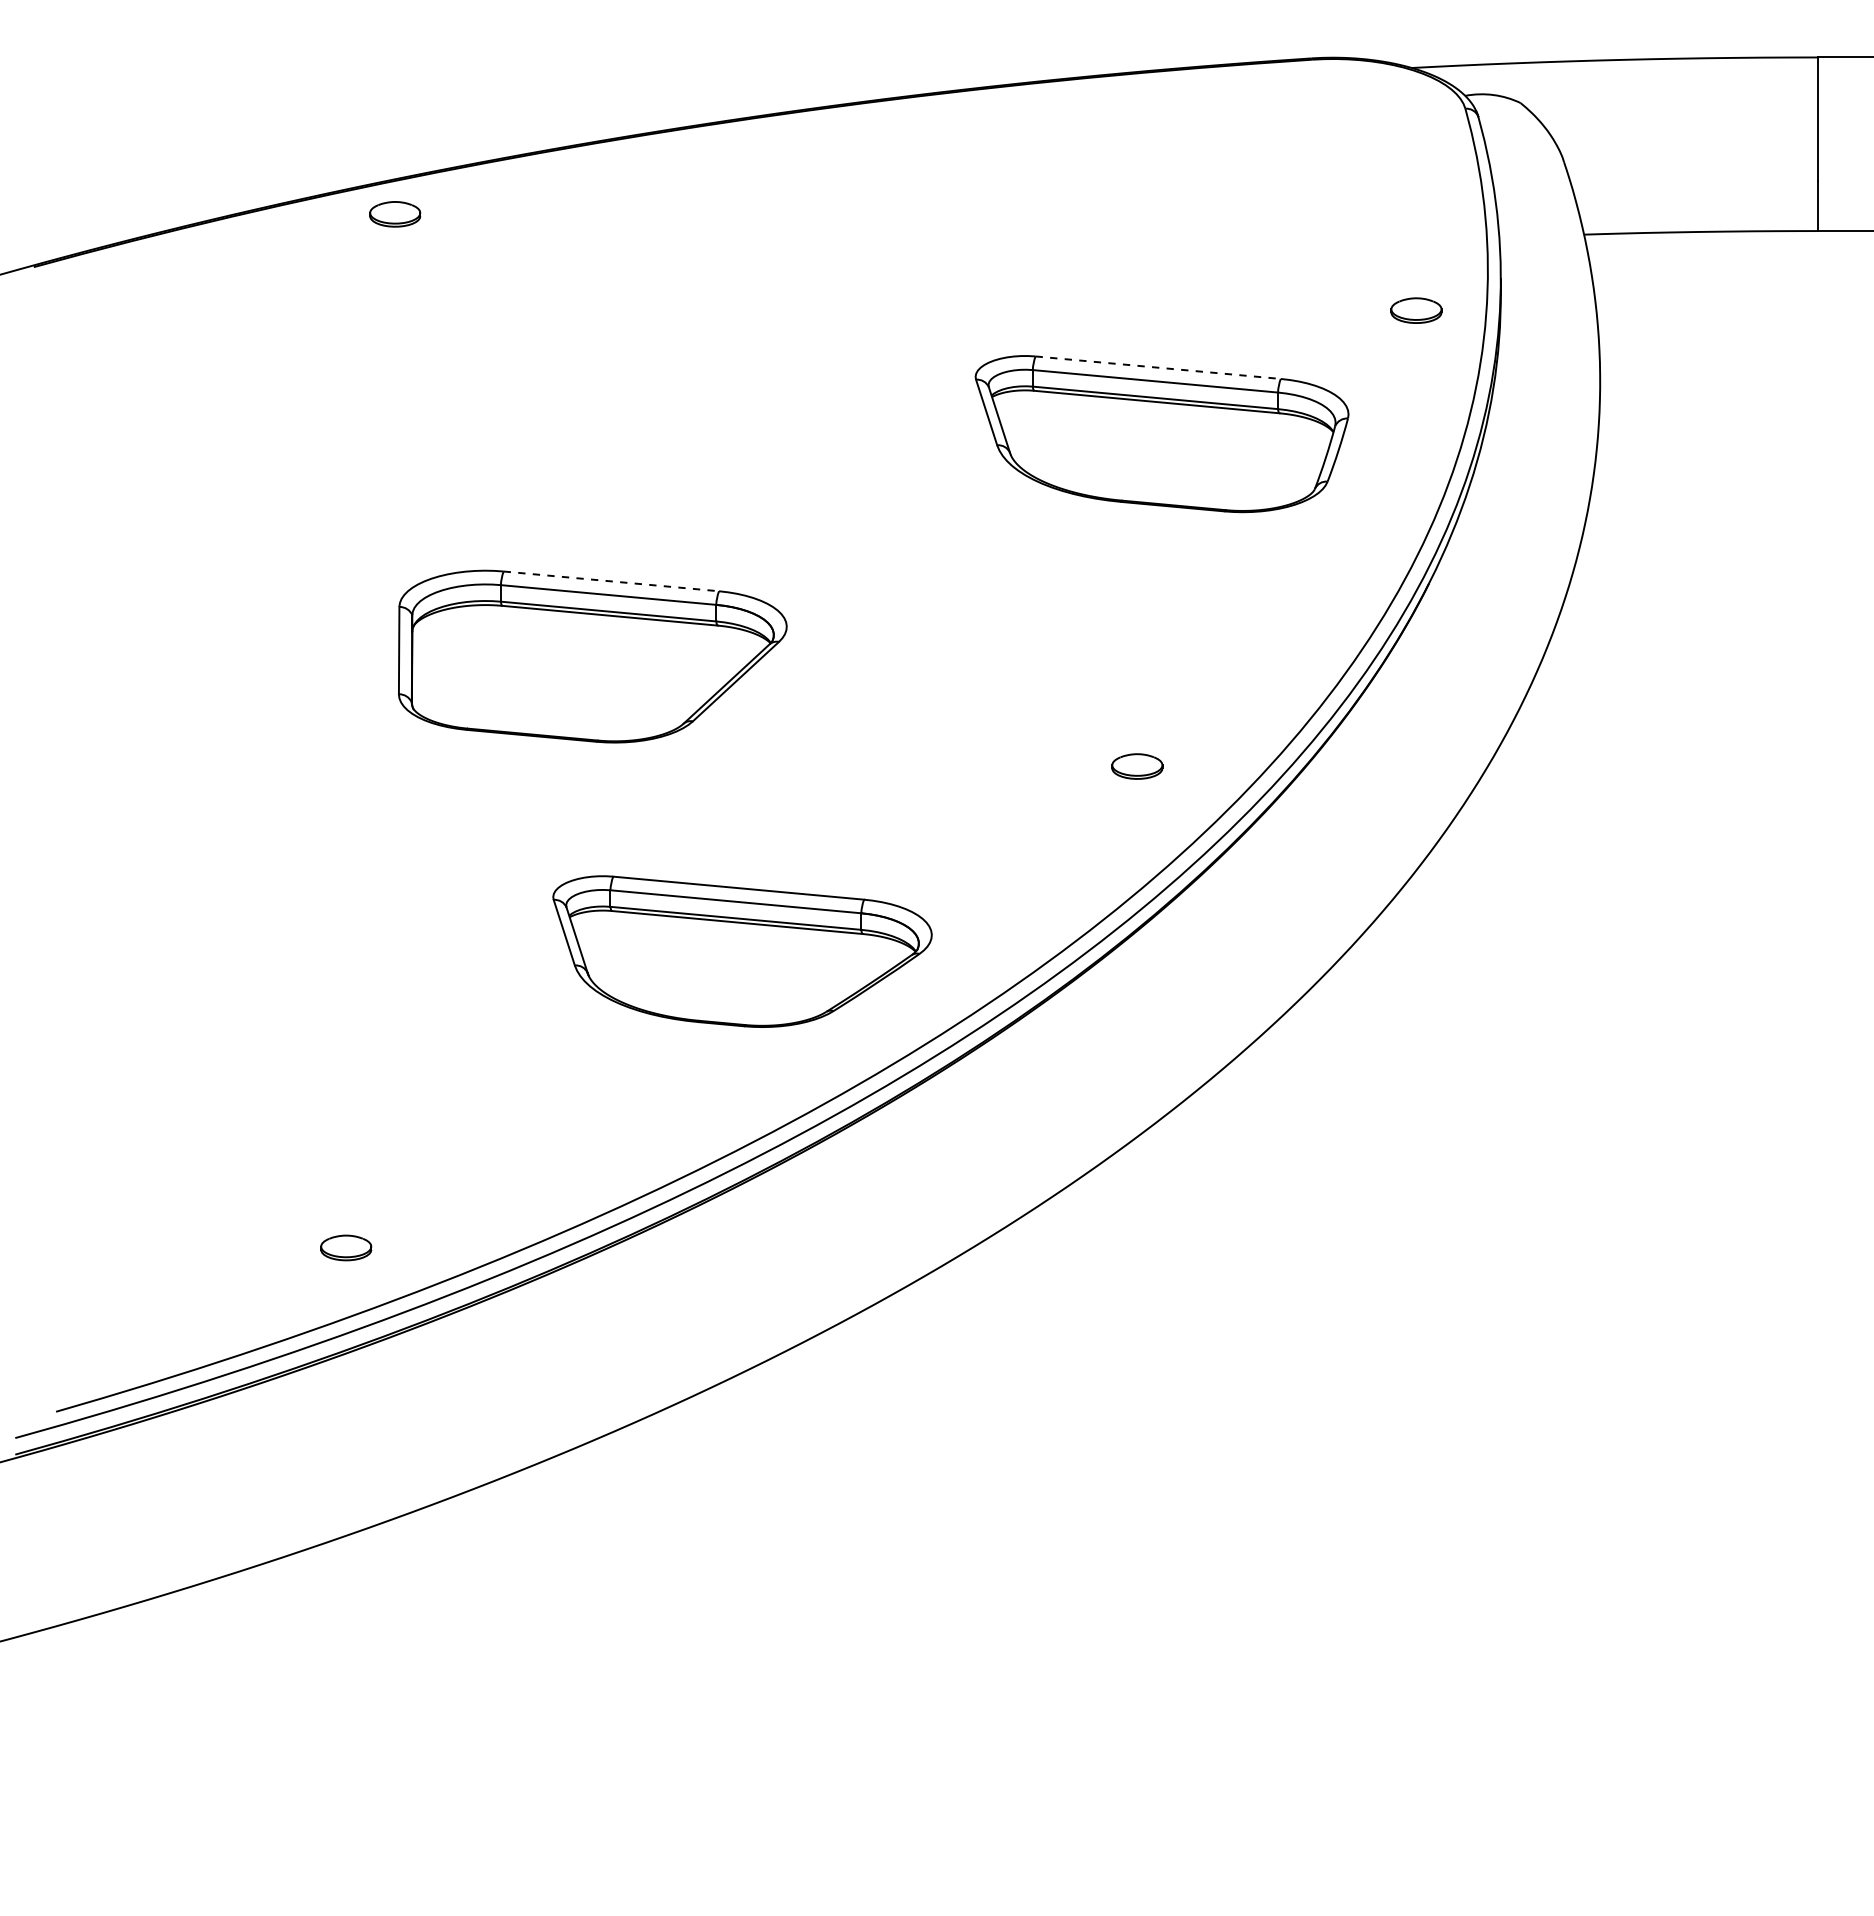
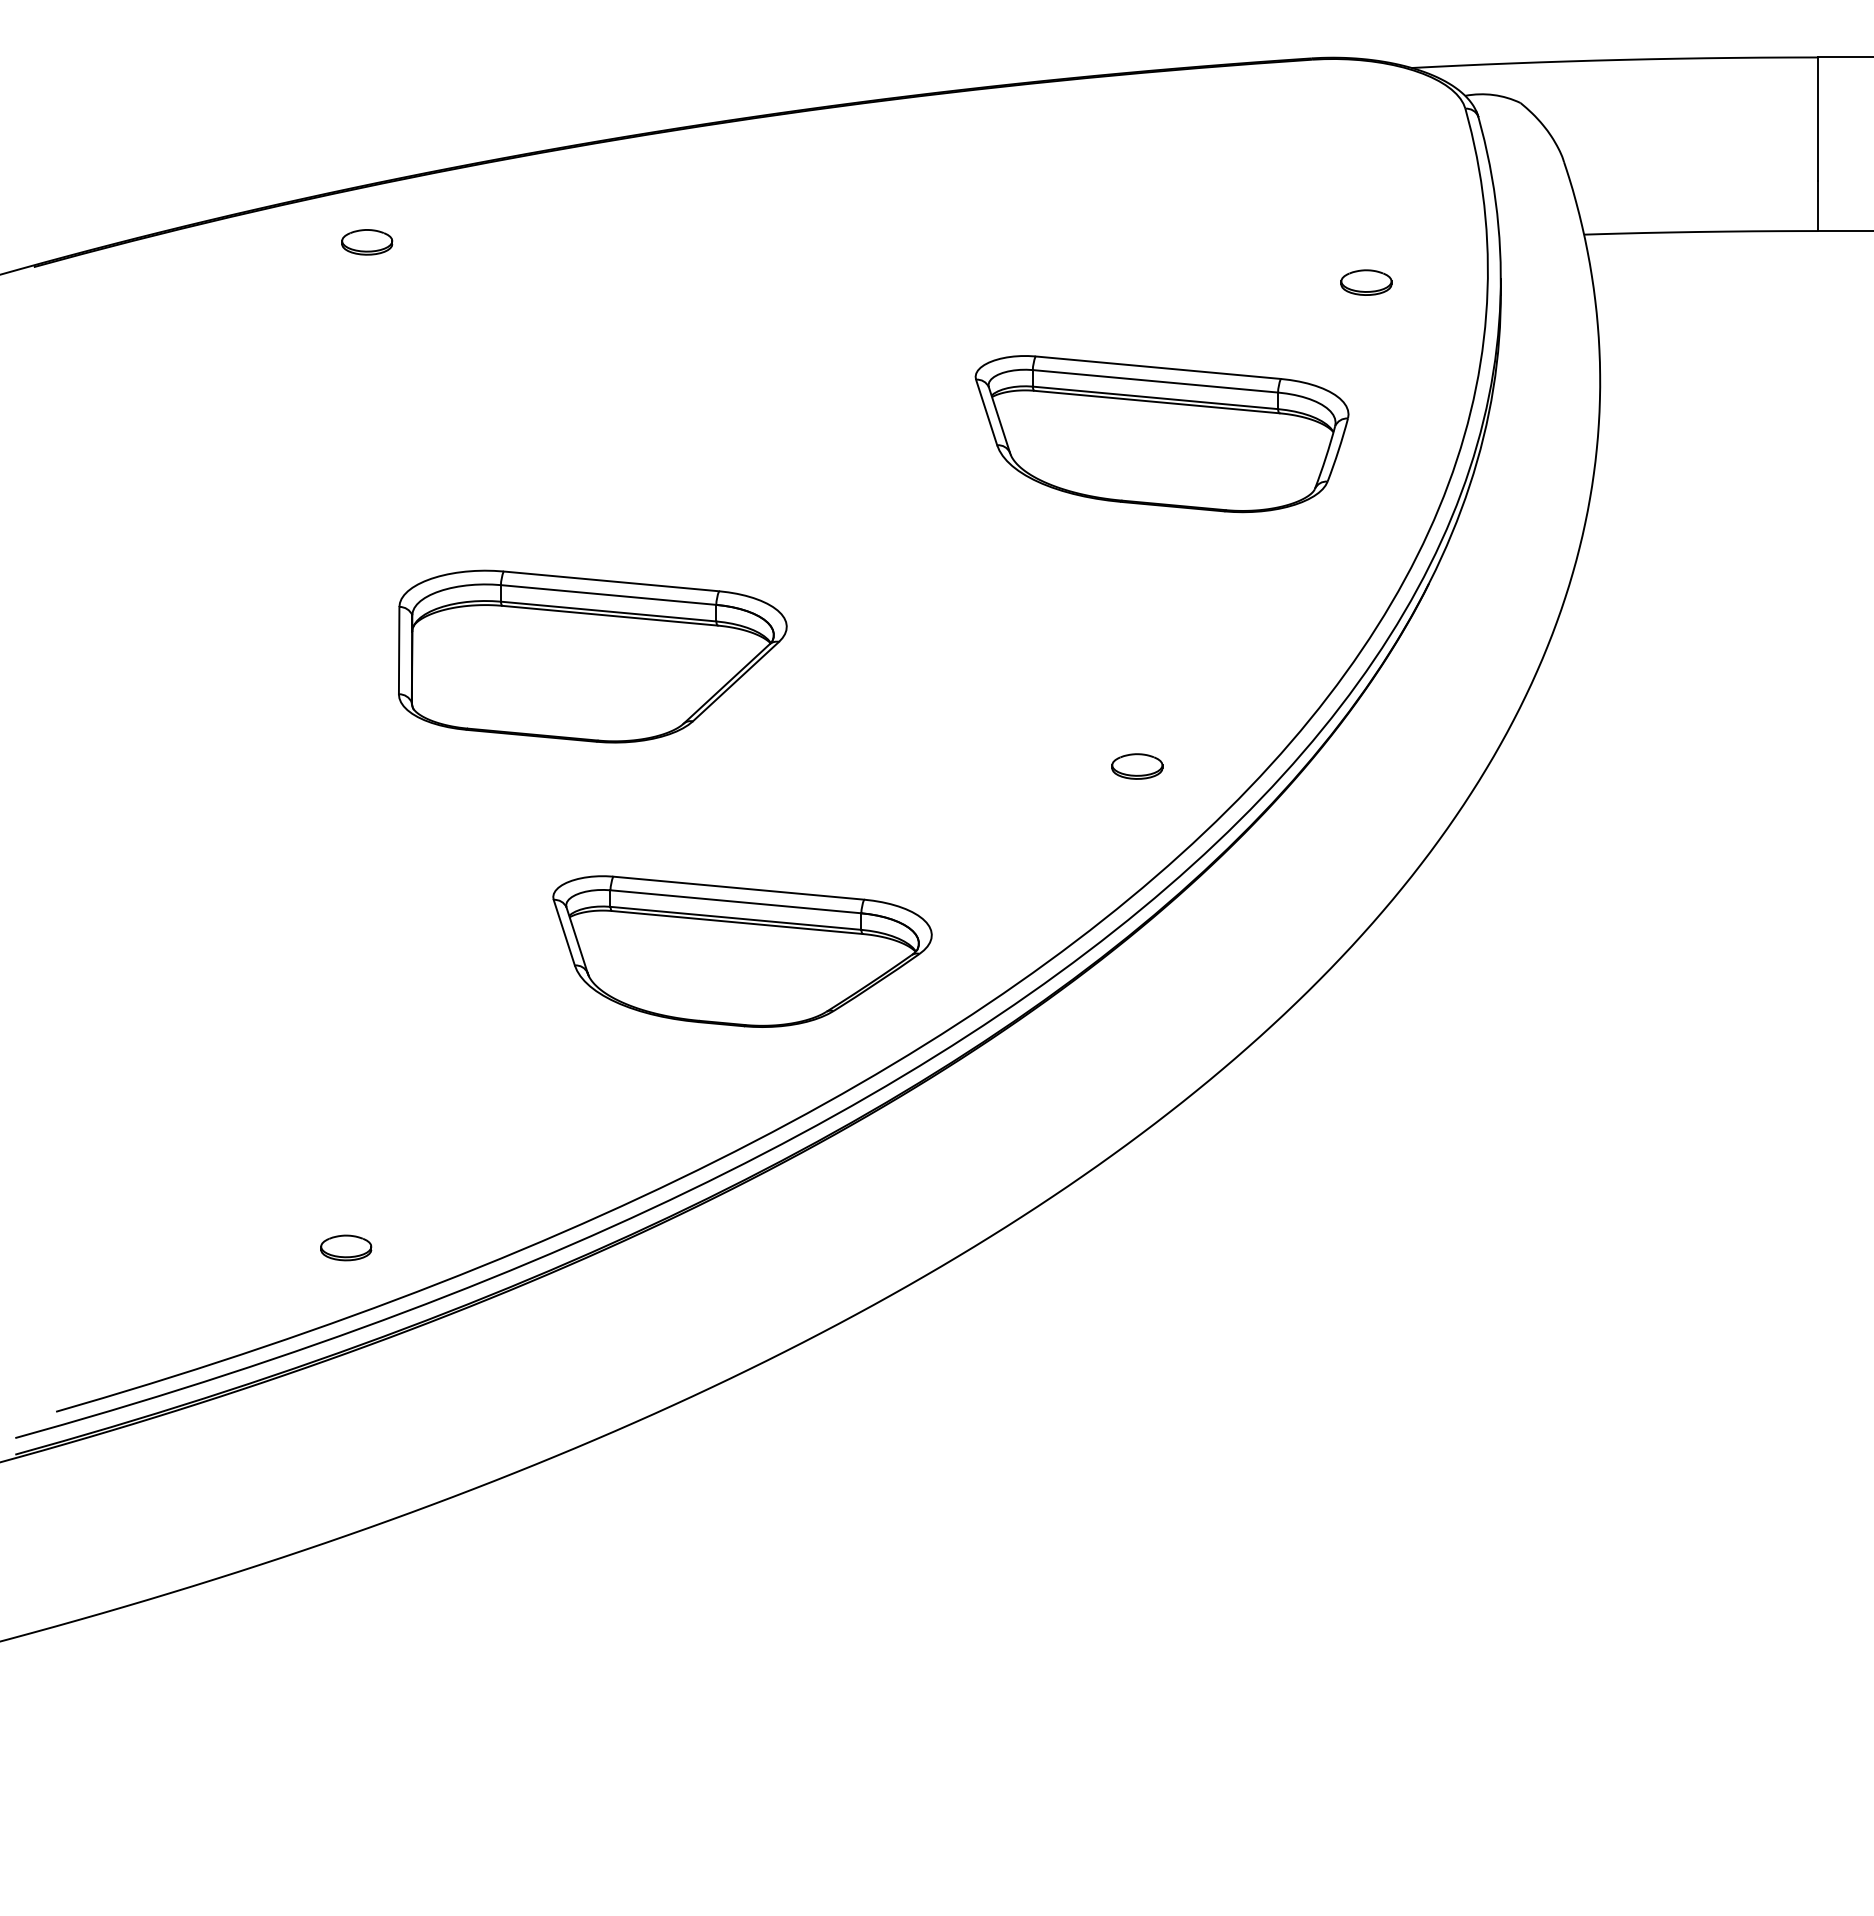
part position: (395, 214) -> (367, 242) (367, 242)
part position: (1416, 310) -> (1366, 282) (1366, 282)
line: dashed -> solid (1158, 367)
line: dashed -> solid (611, 581)
